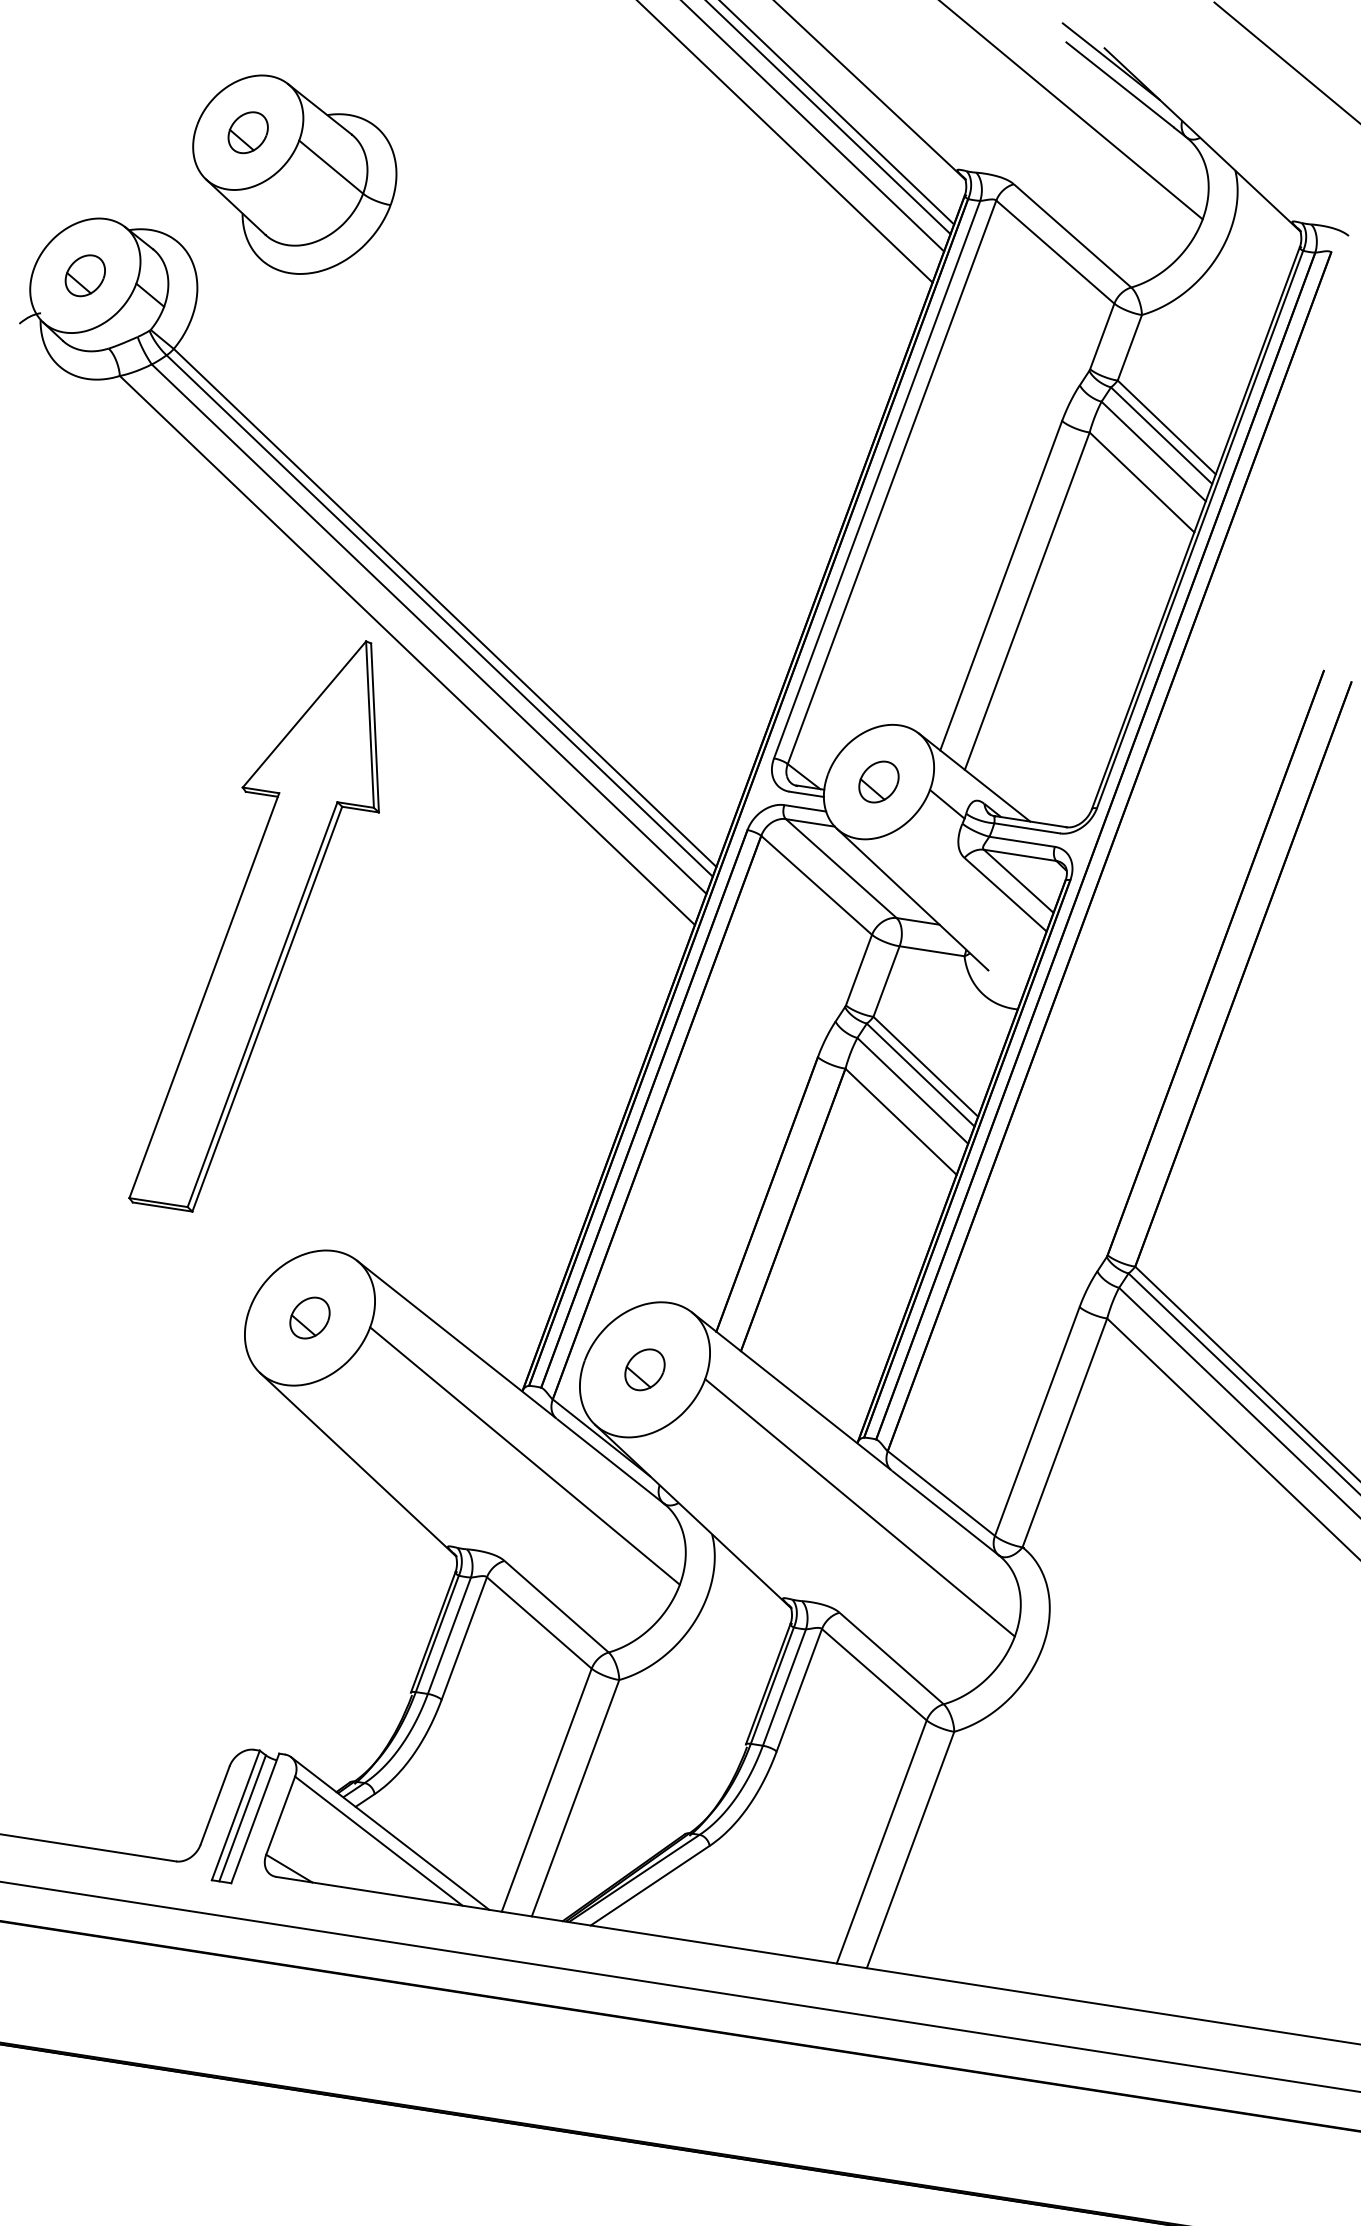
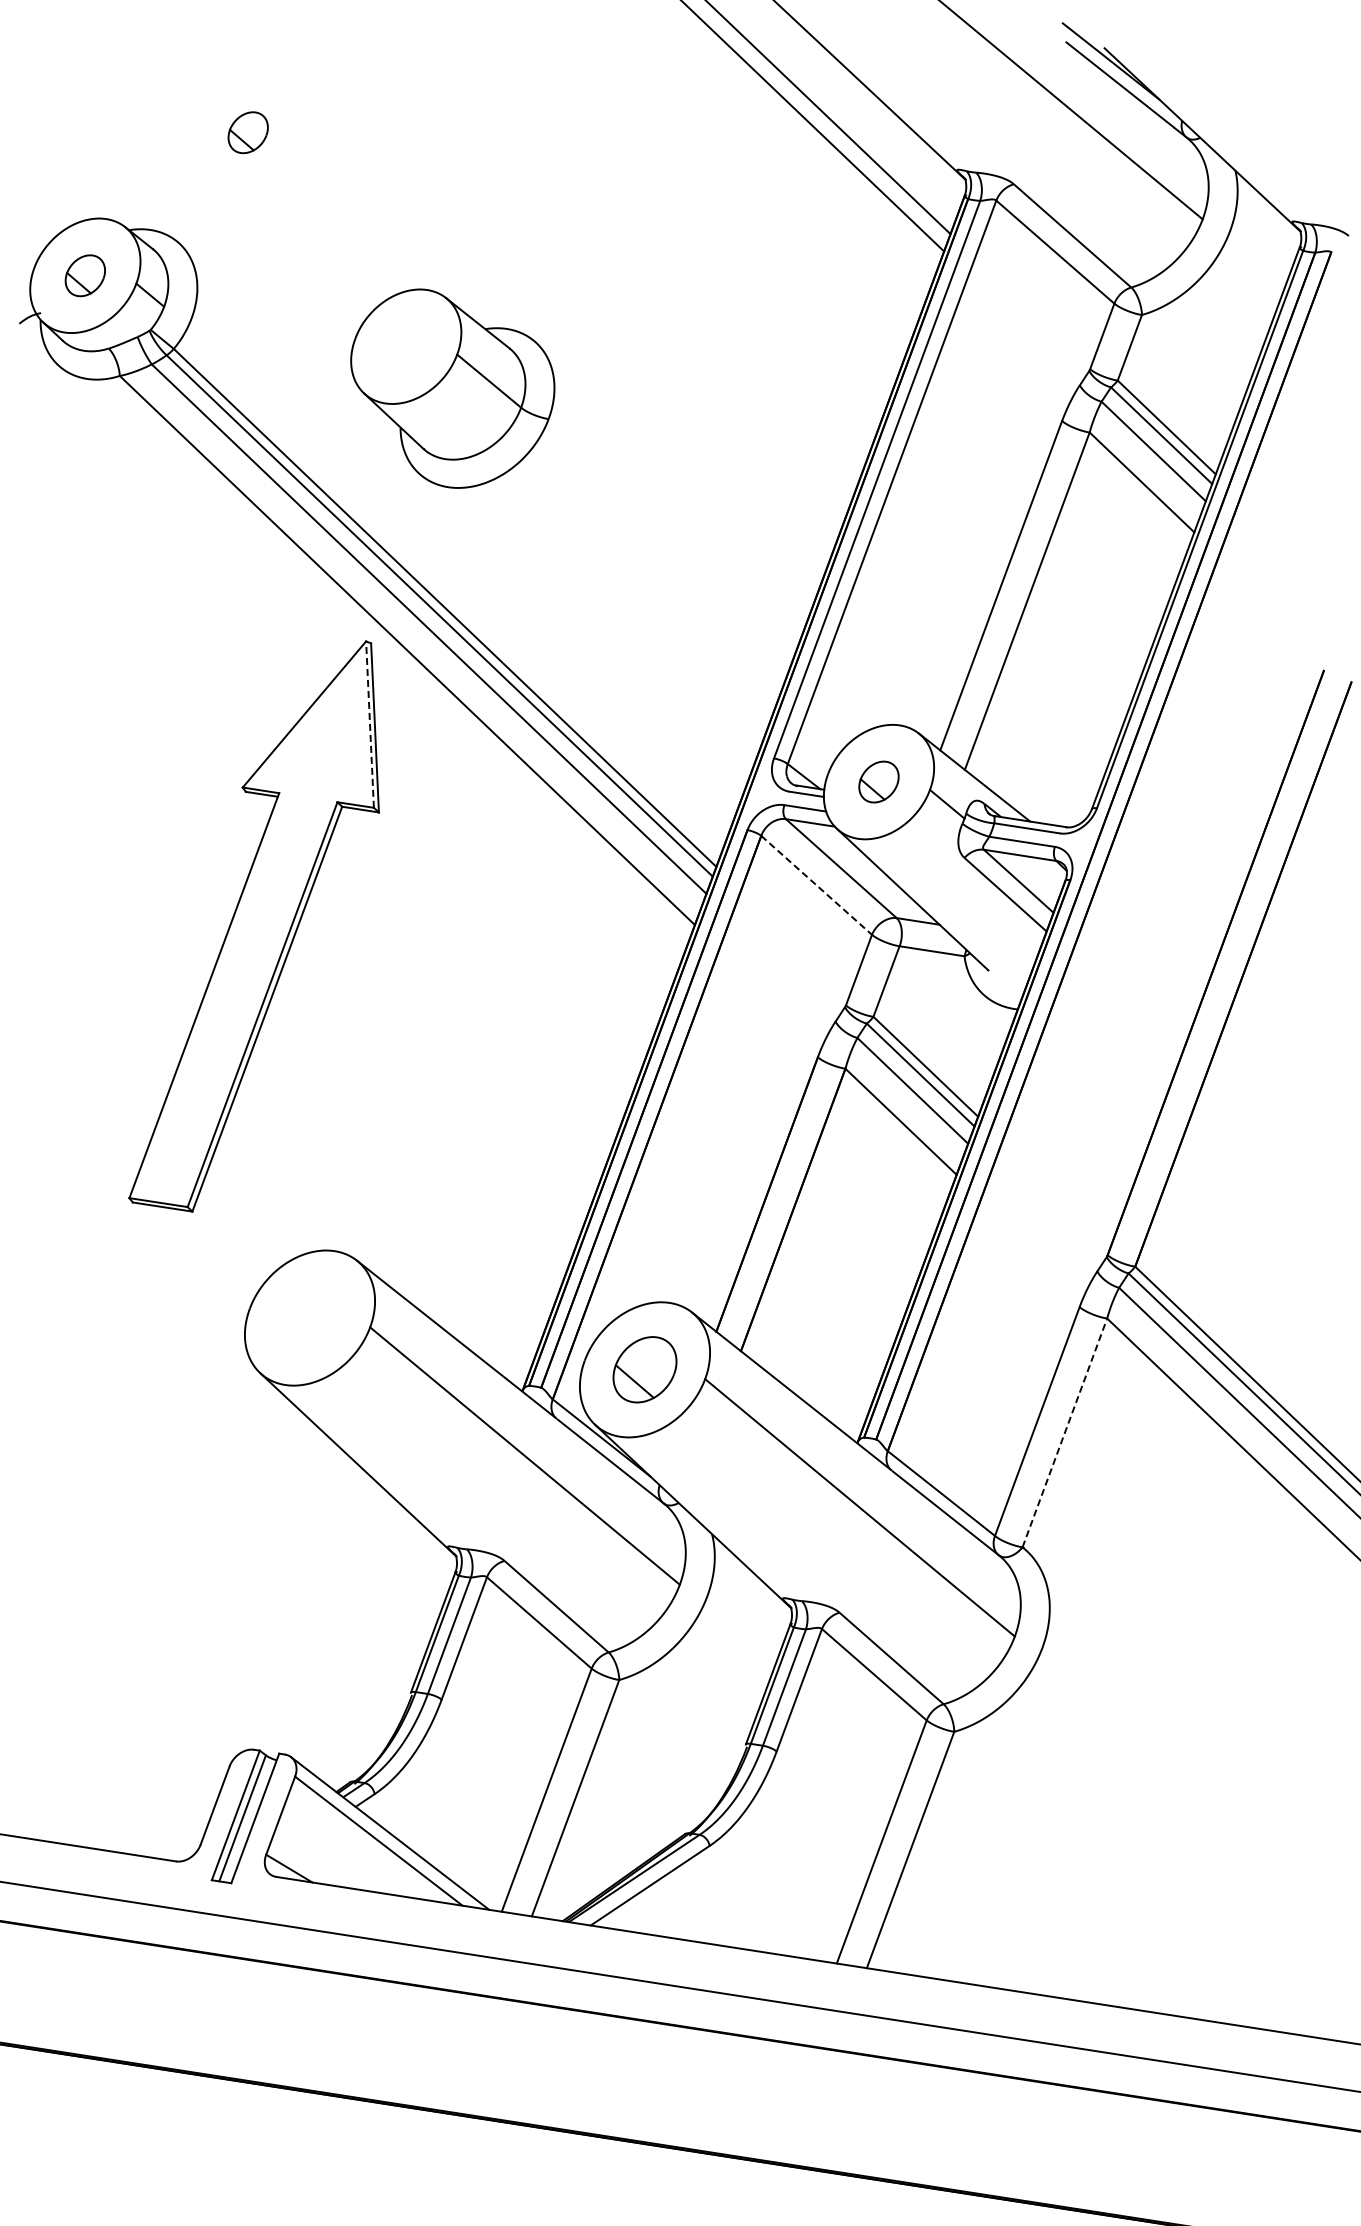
line: present -> none (1285, 61)
line: present -> none (837, 113)
line: present -> none (785, 142)
part position: (294, 174) -> (452, 388) (452, 388)
line: solid -> dashed (370, 724)
line: solid -> dashed (817, 885)
part: present -> none (309, 1317)
part size: 42x44 px -> 66x68 px (644, 1369)
line: solid -> dashed (1064, 1432)
